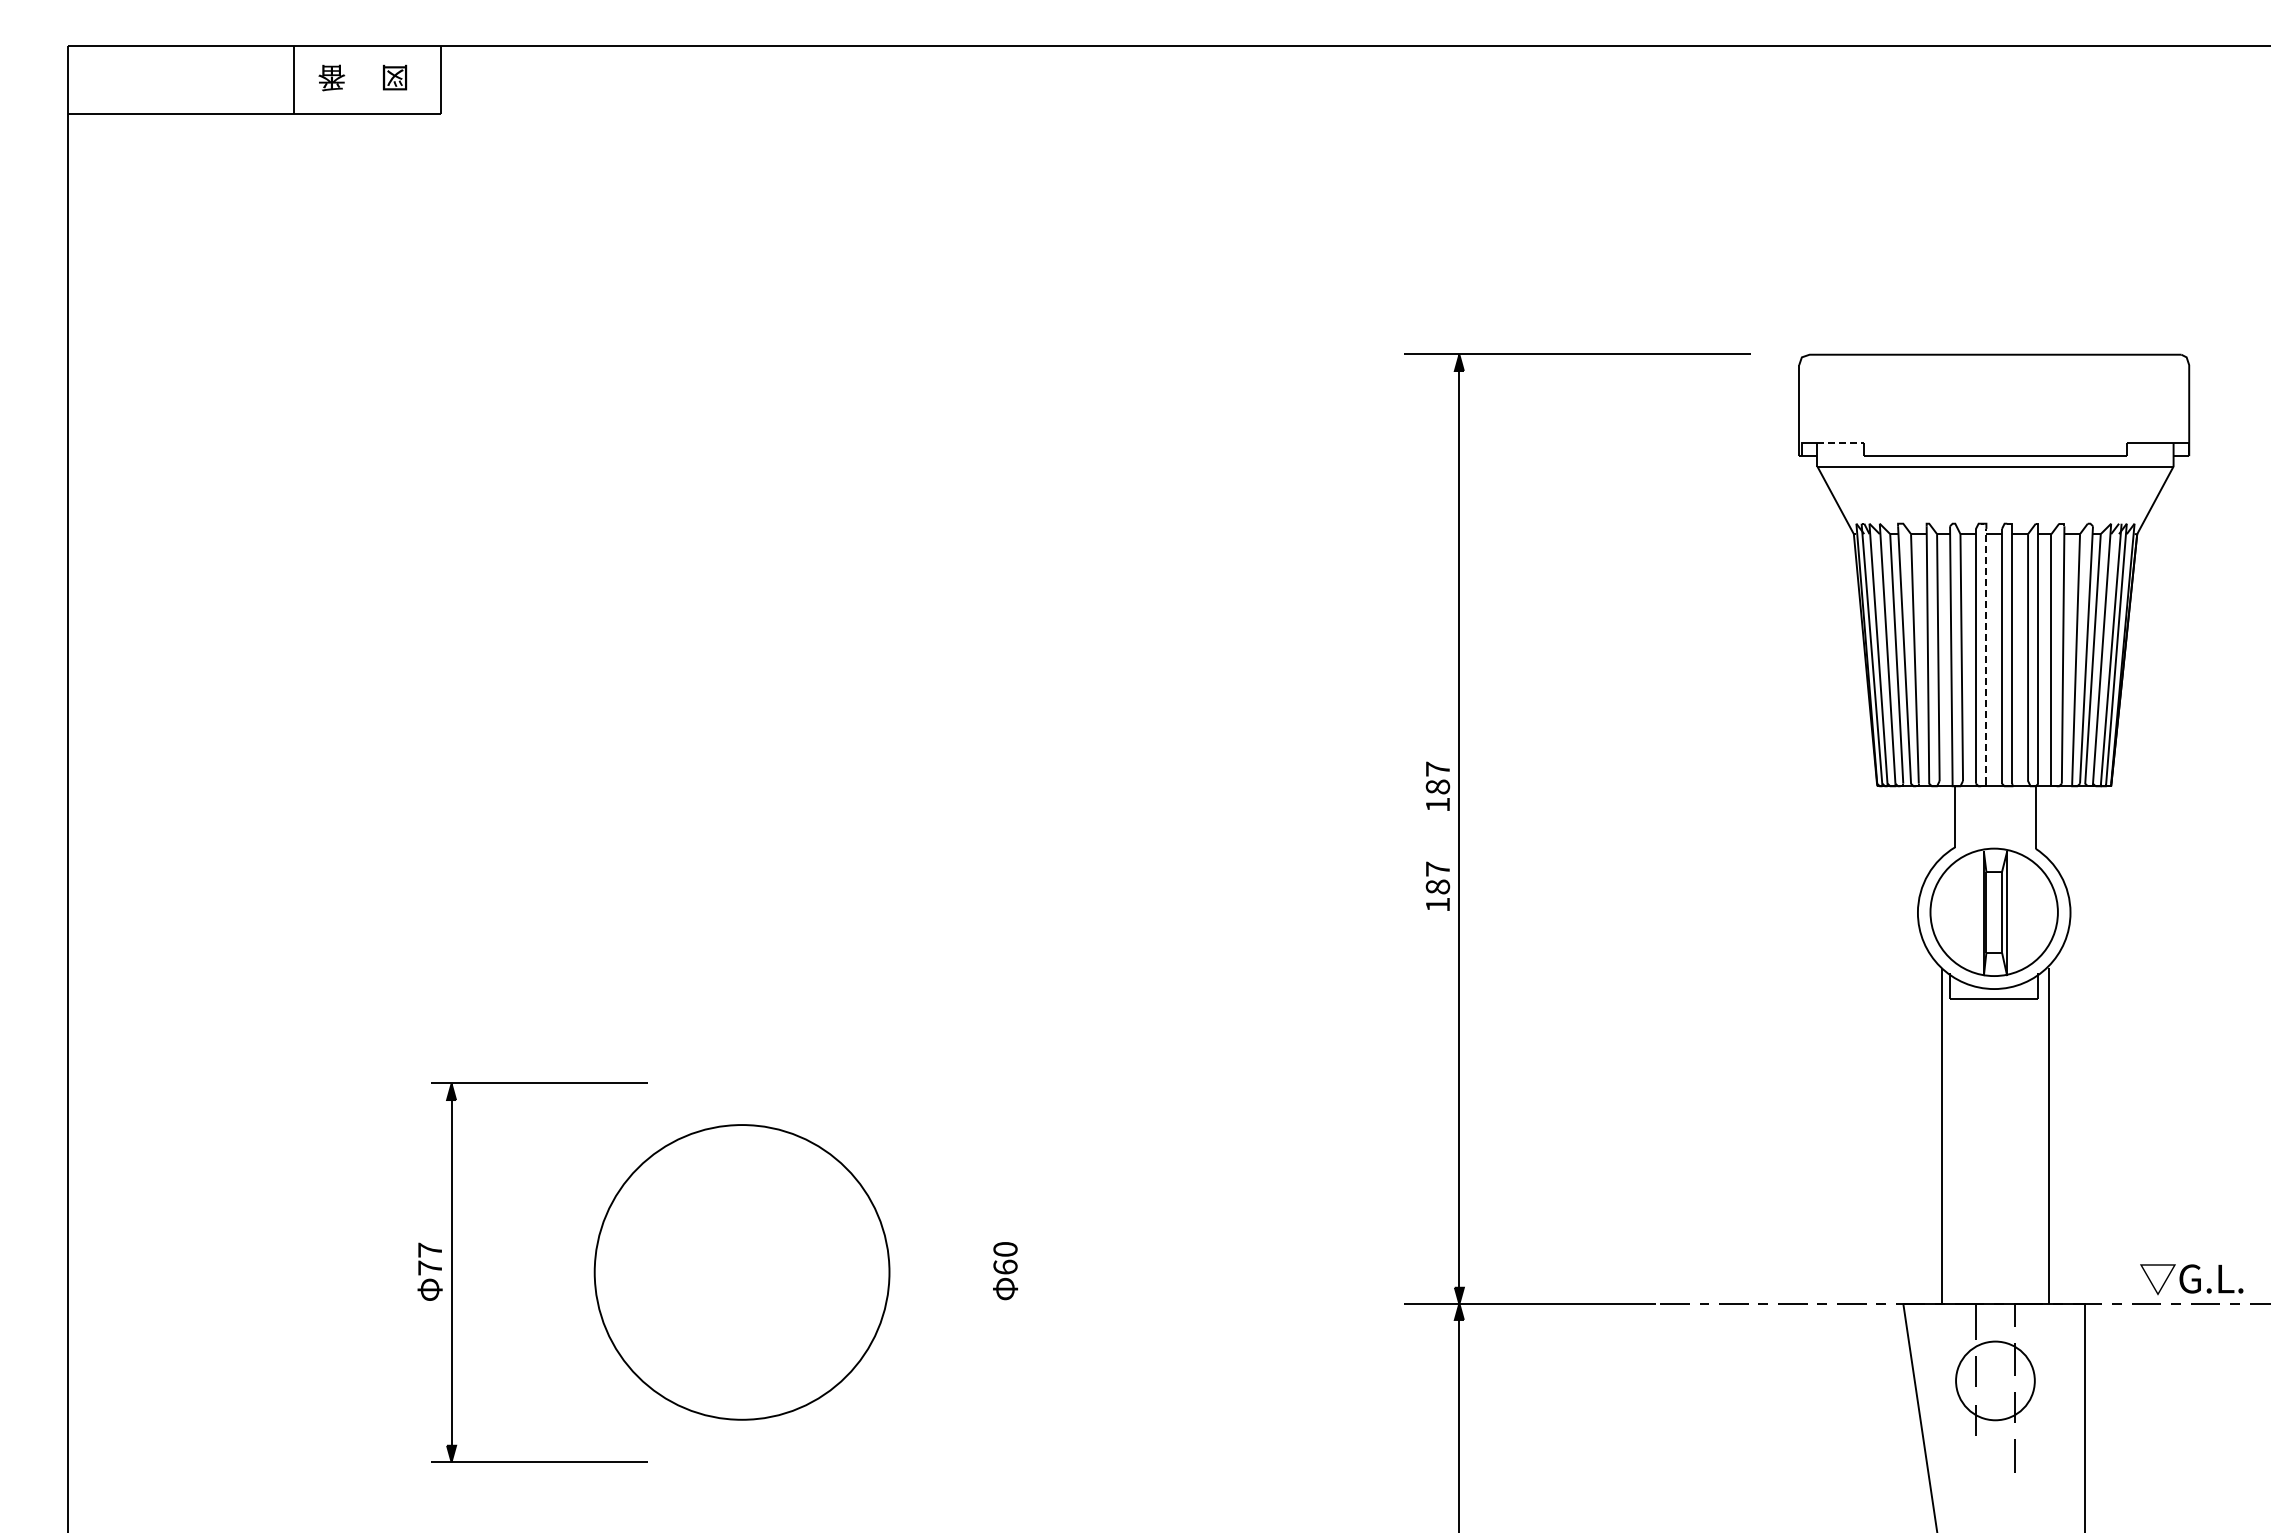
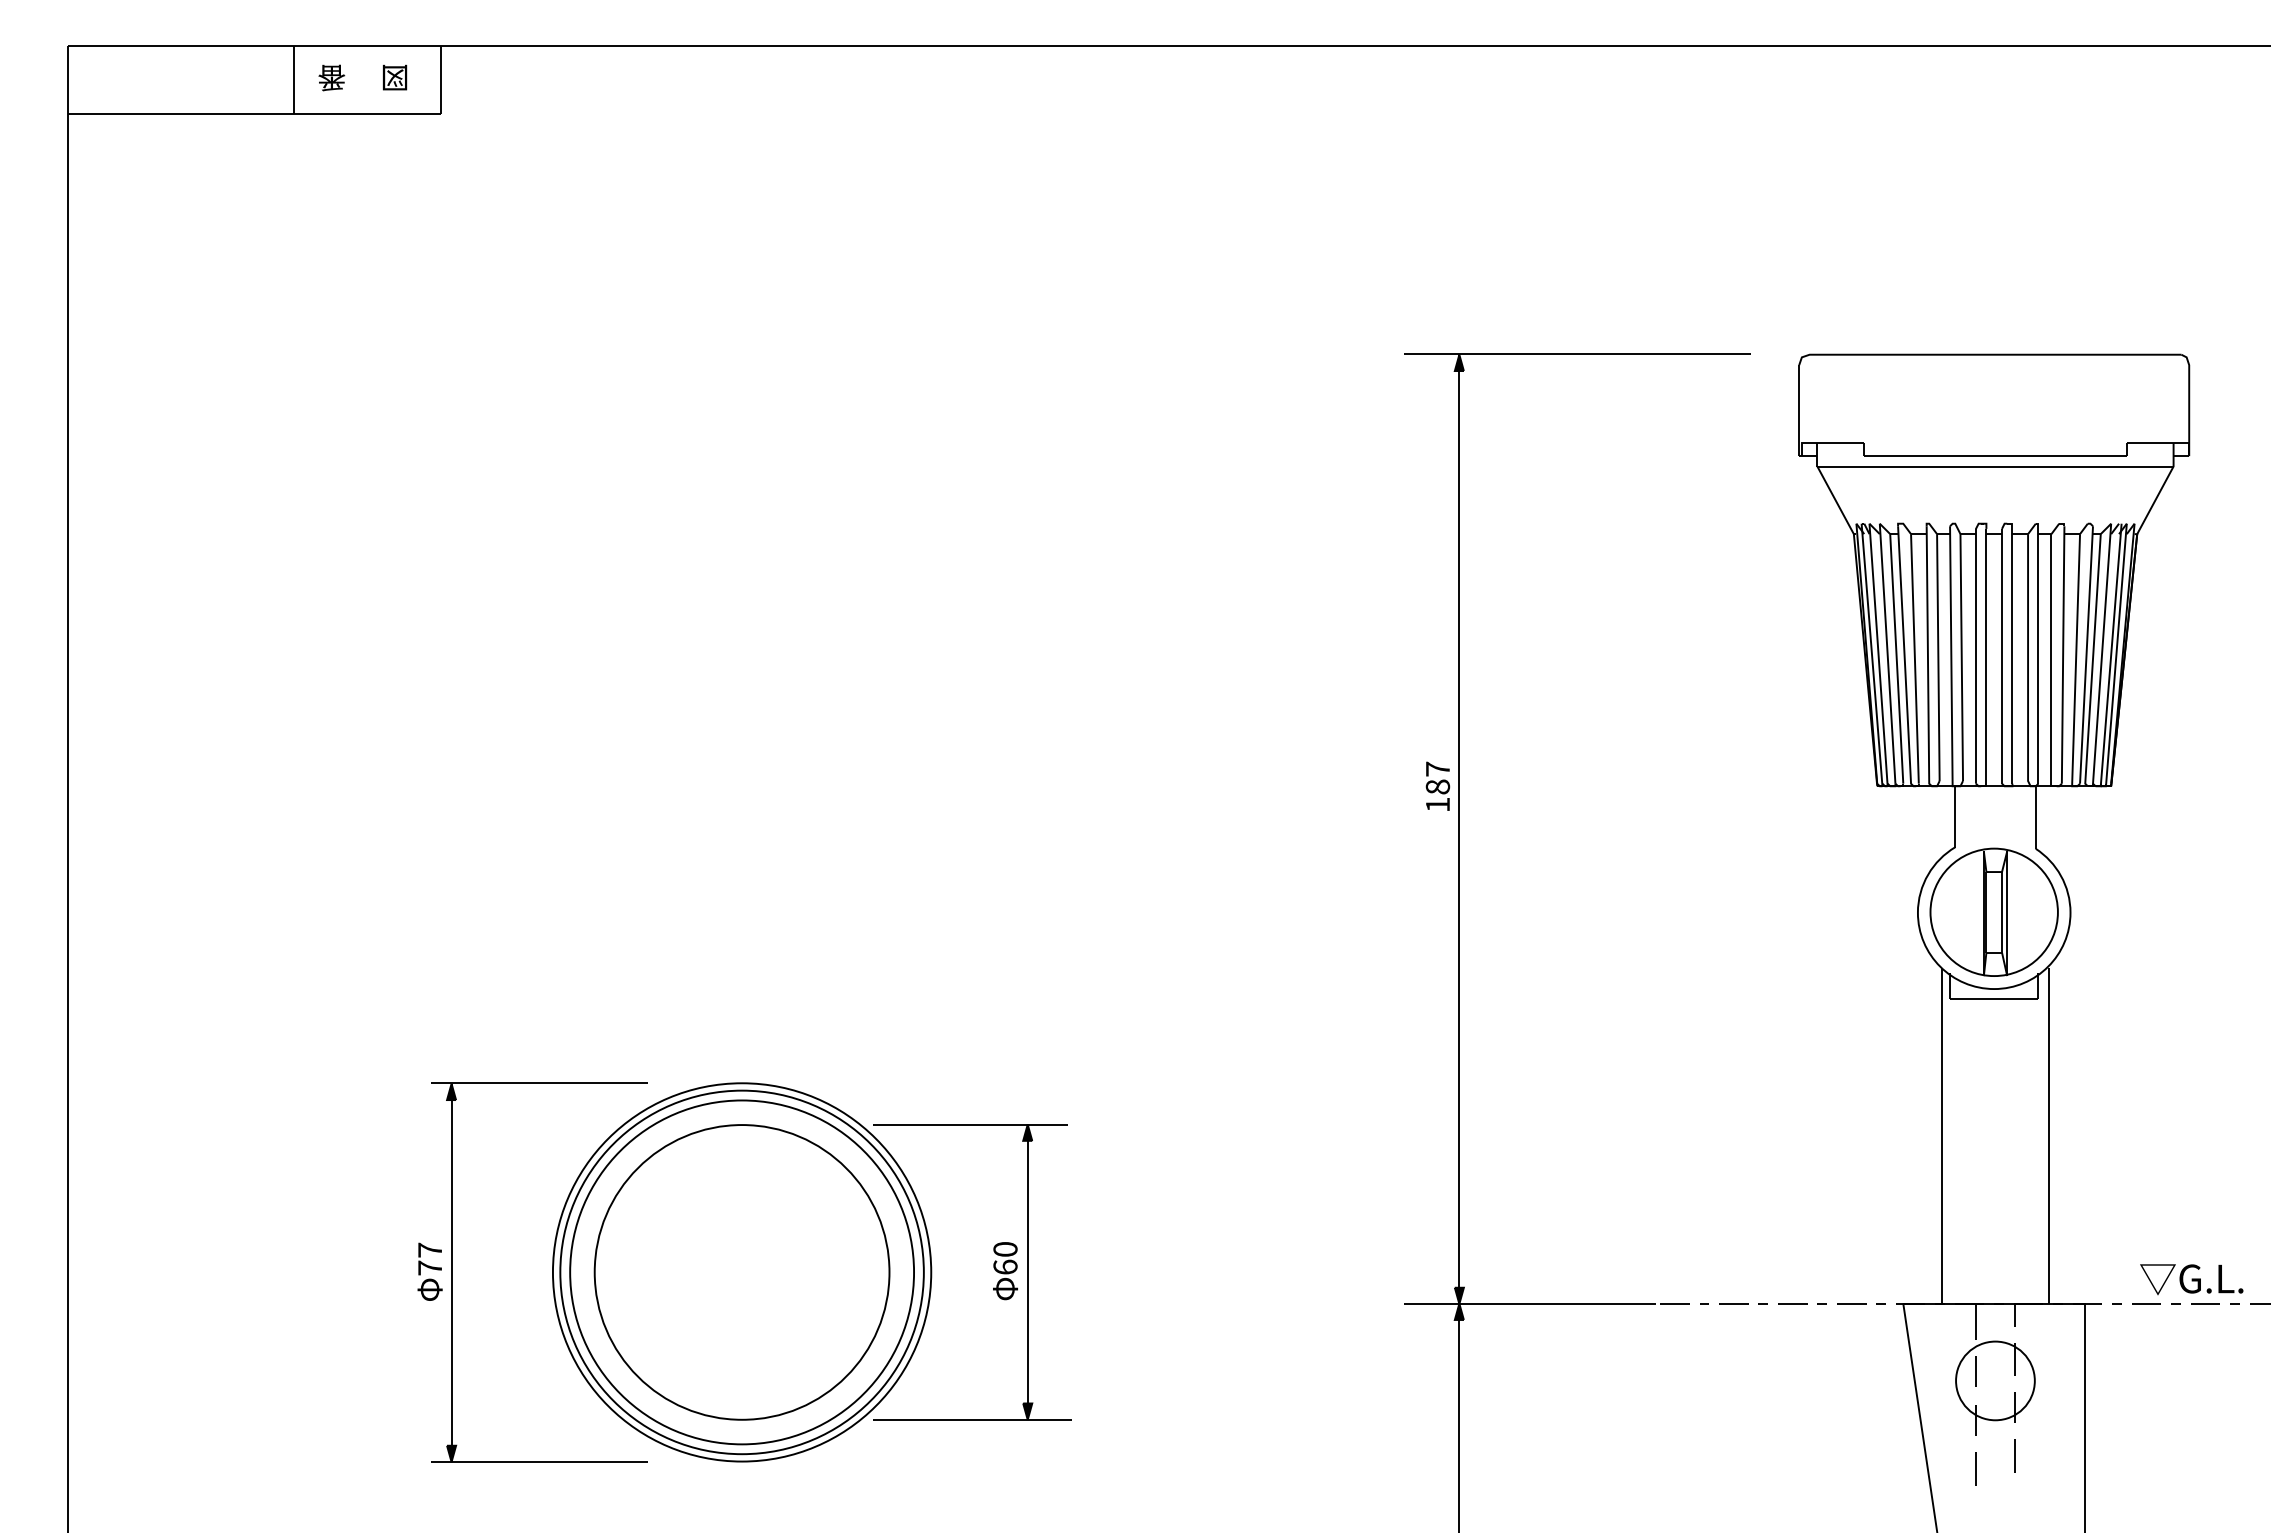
line: dashed -> solid (1841, 443)
line: dashed -> solid (1986, 655)
part: present -> none (1437, 885)
part: none -> present (811, 1272)
line: none -> present (1975, 1468)
